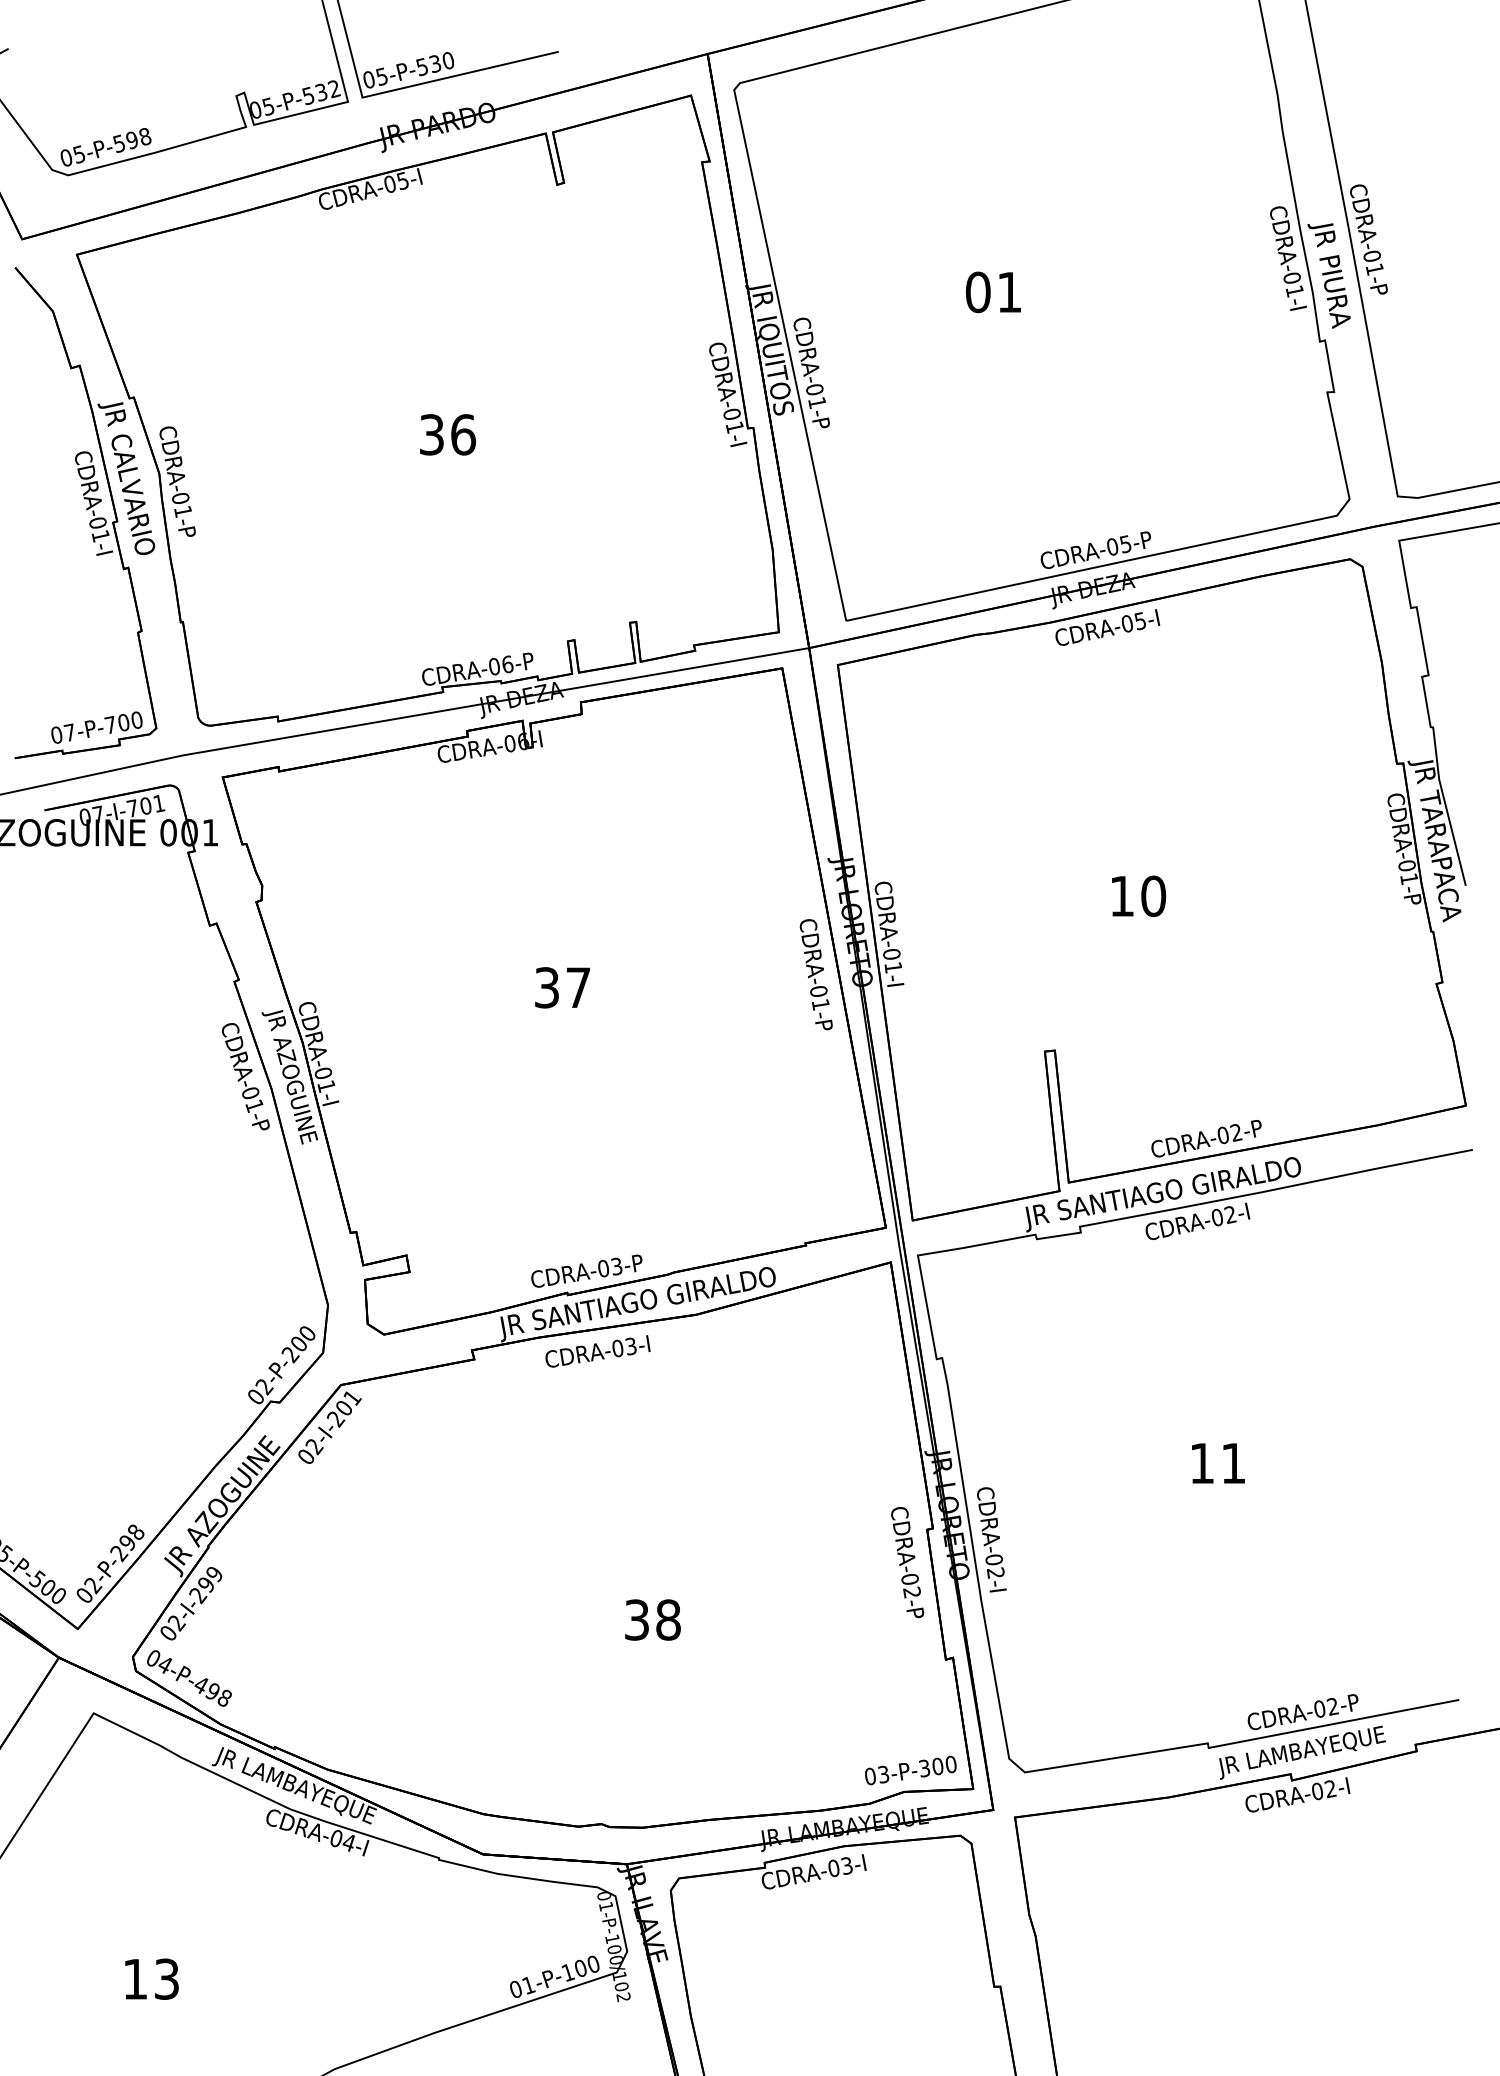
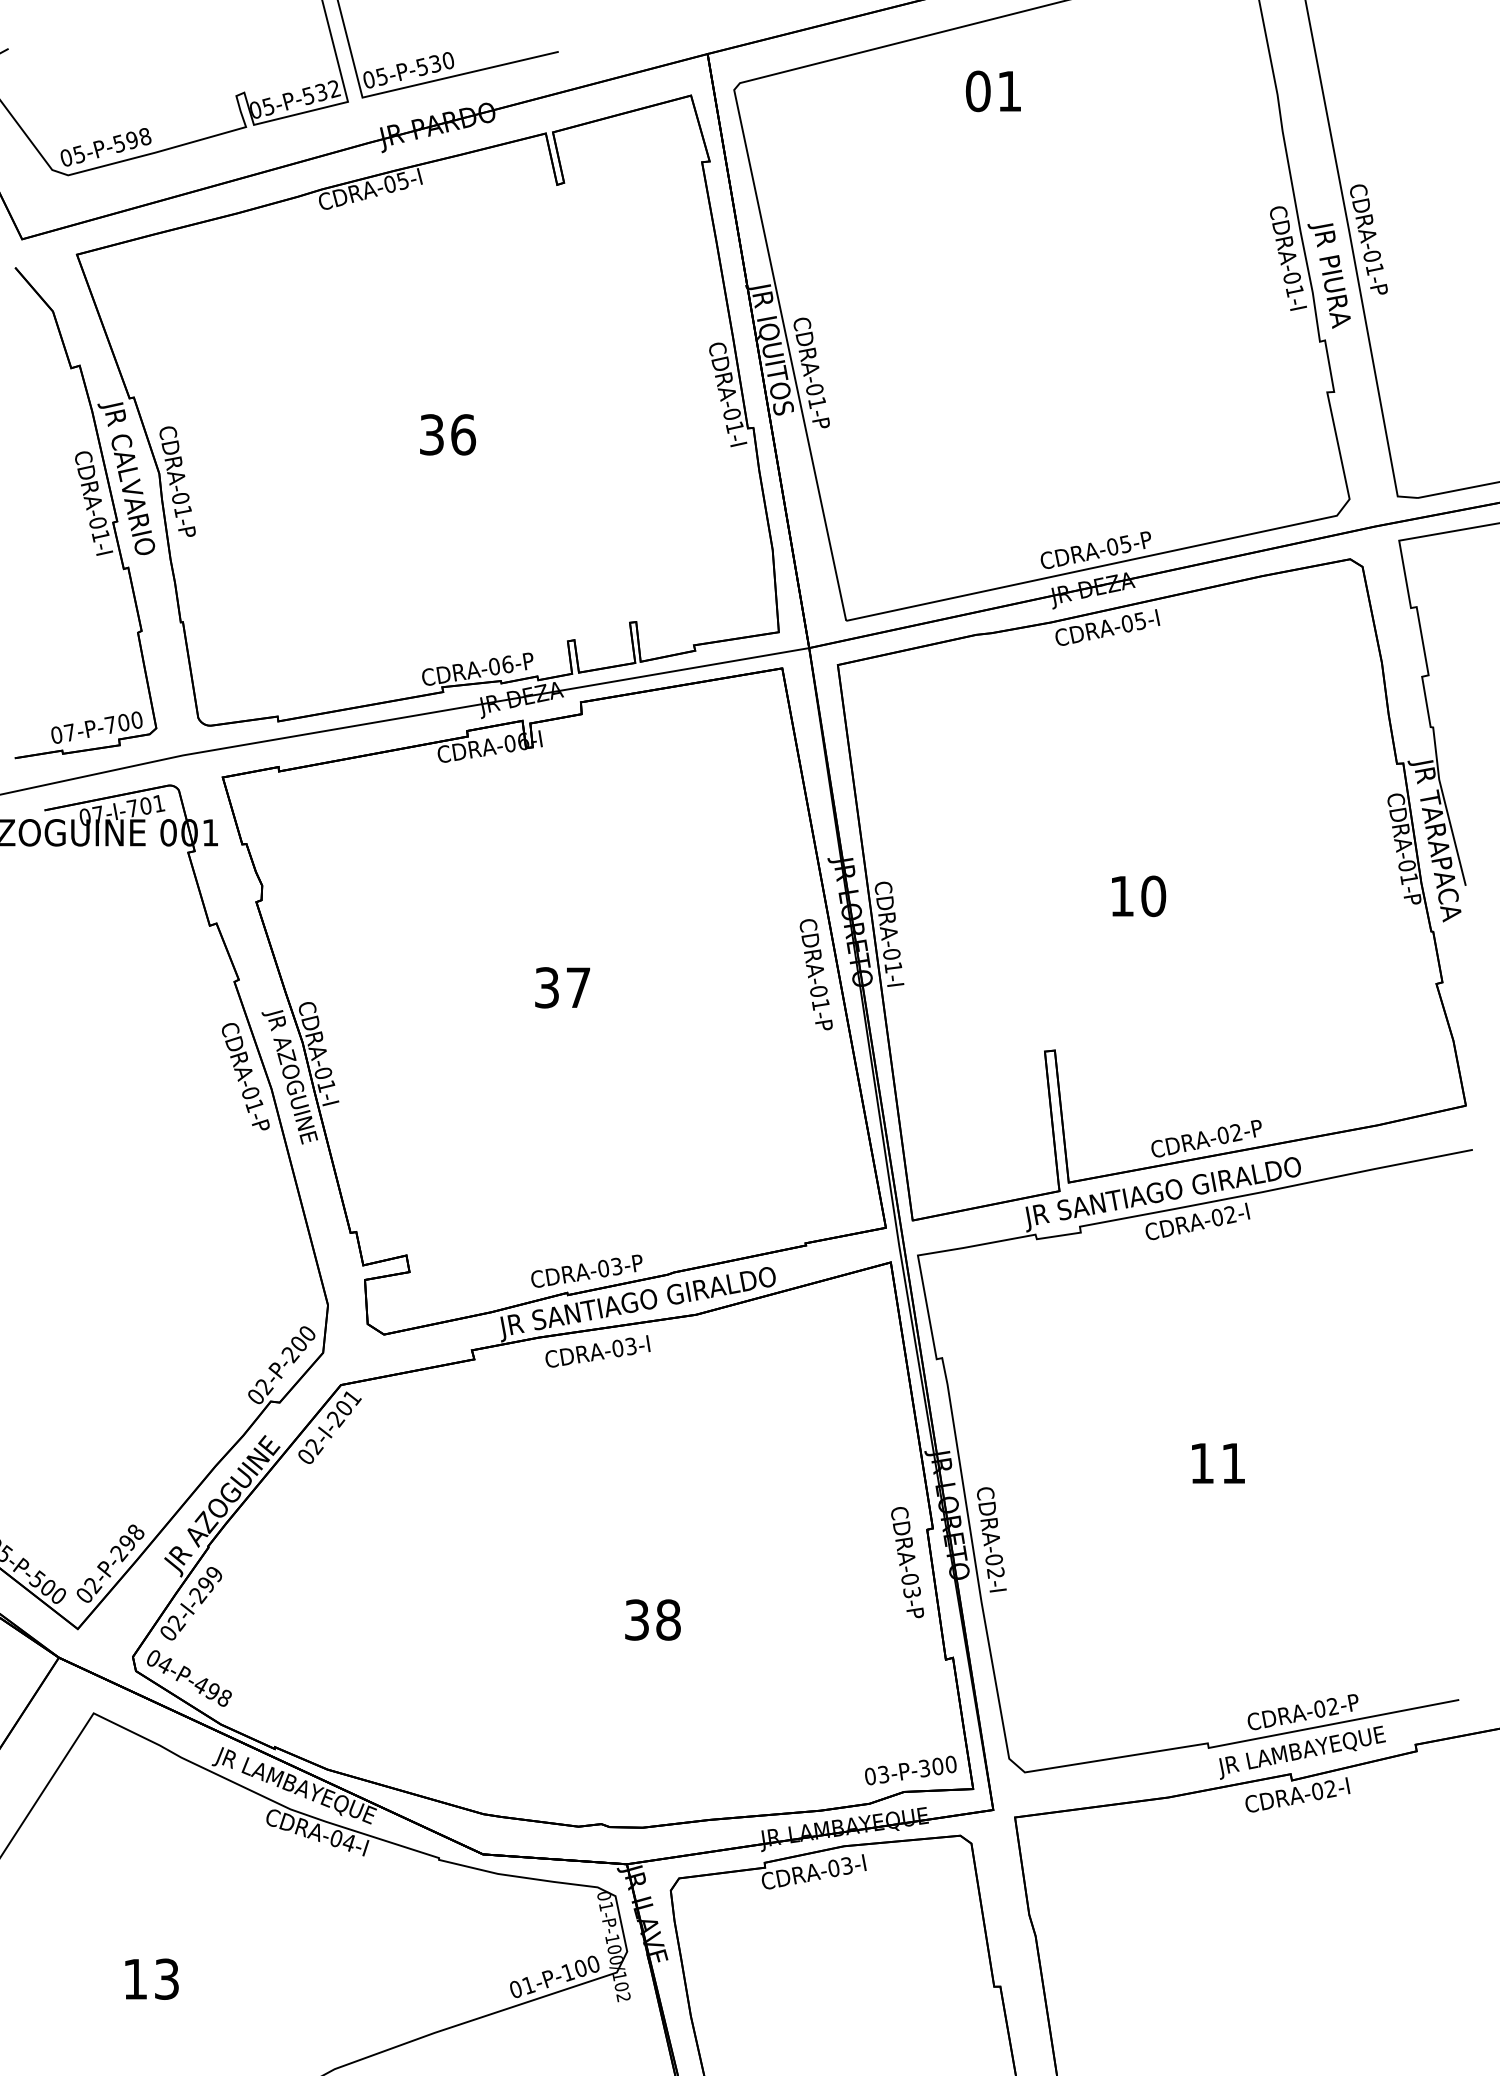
text position: (993, 292) -> (993, 91) (993, 91)
text: CDRA-02-P -> CDRA-03-P (911, 1592)
